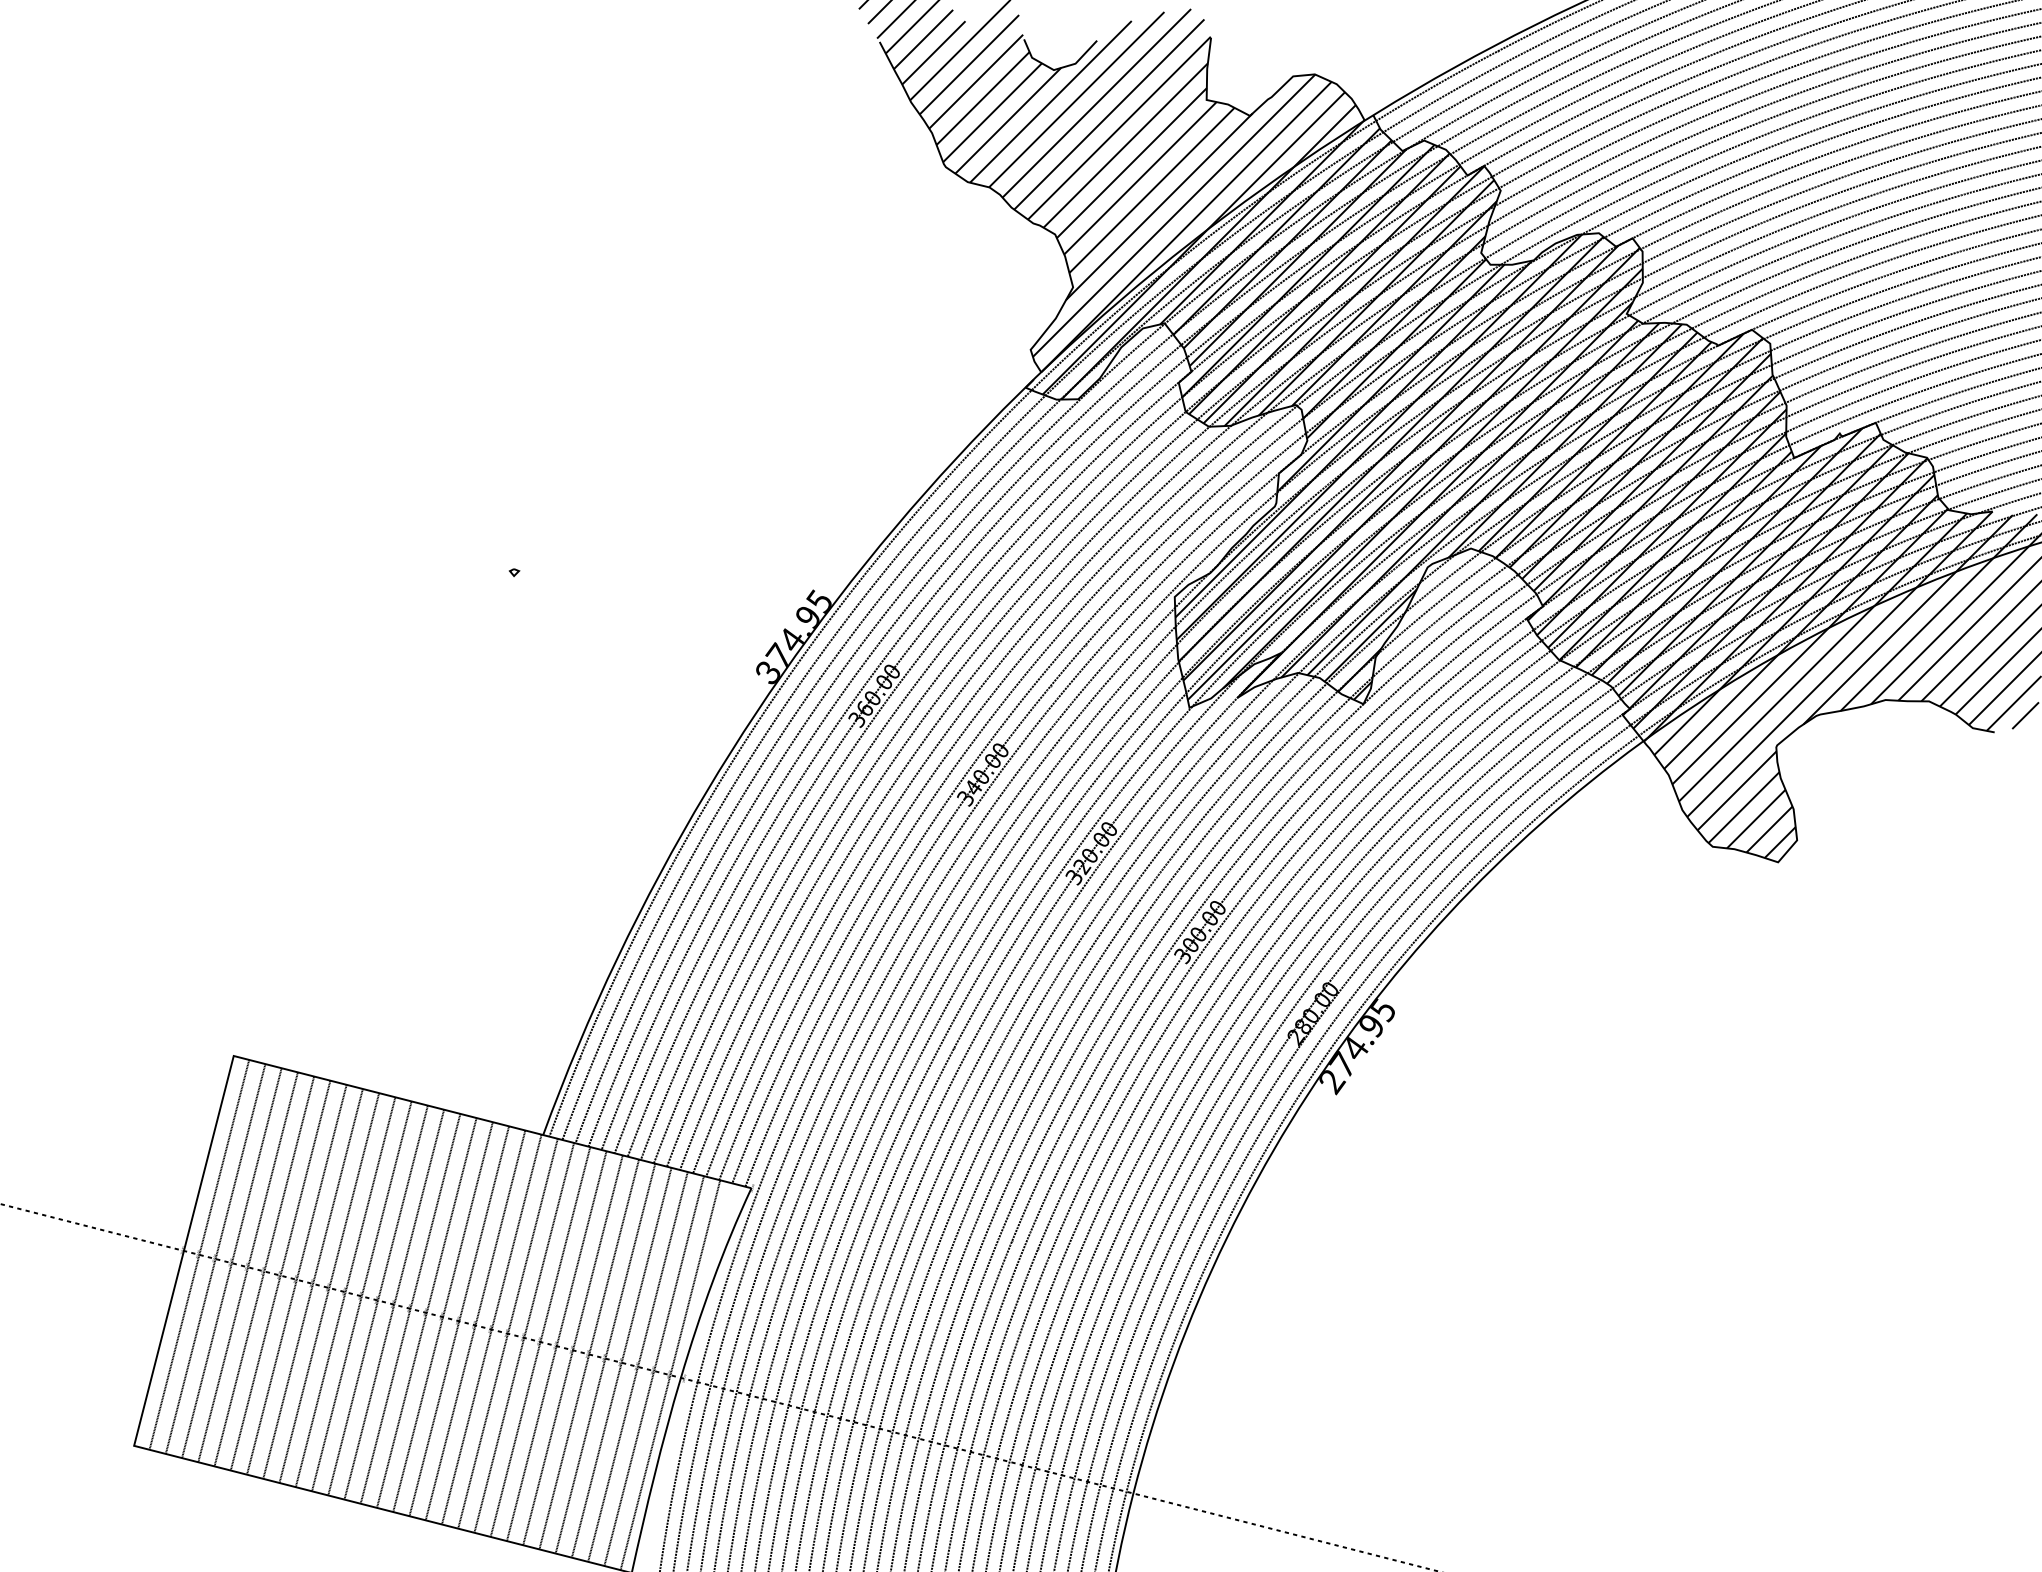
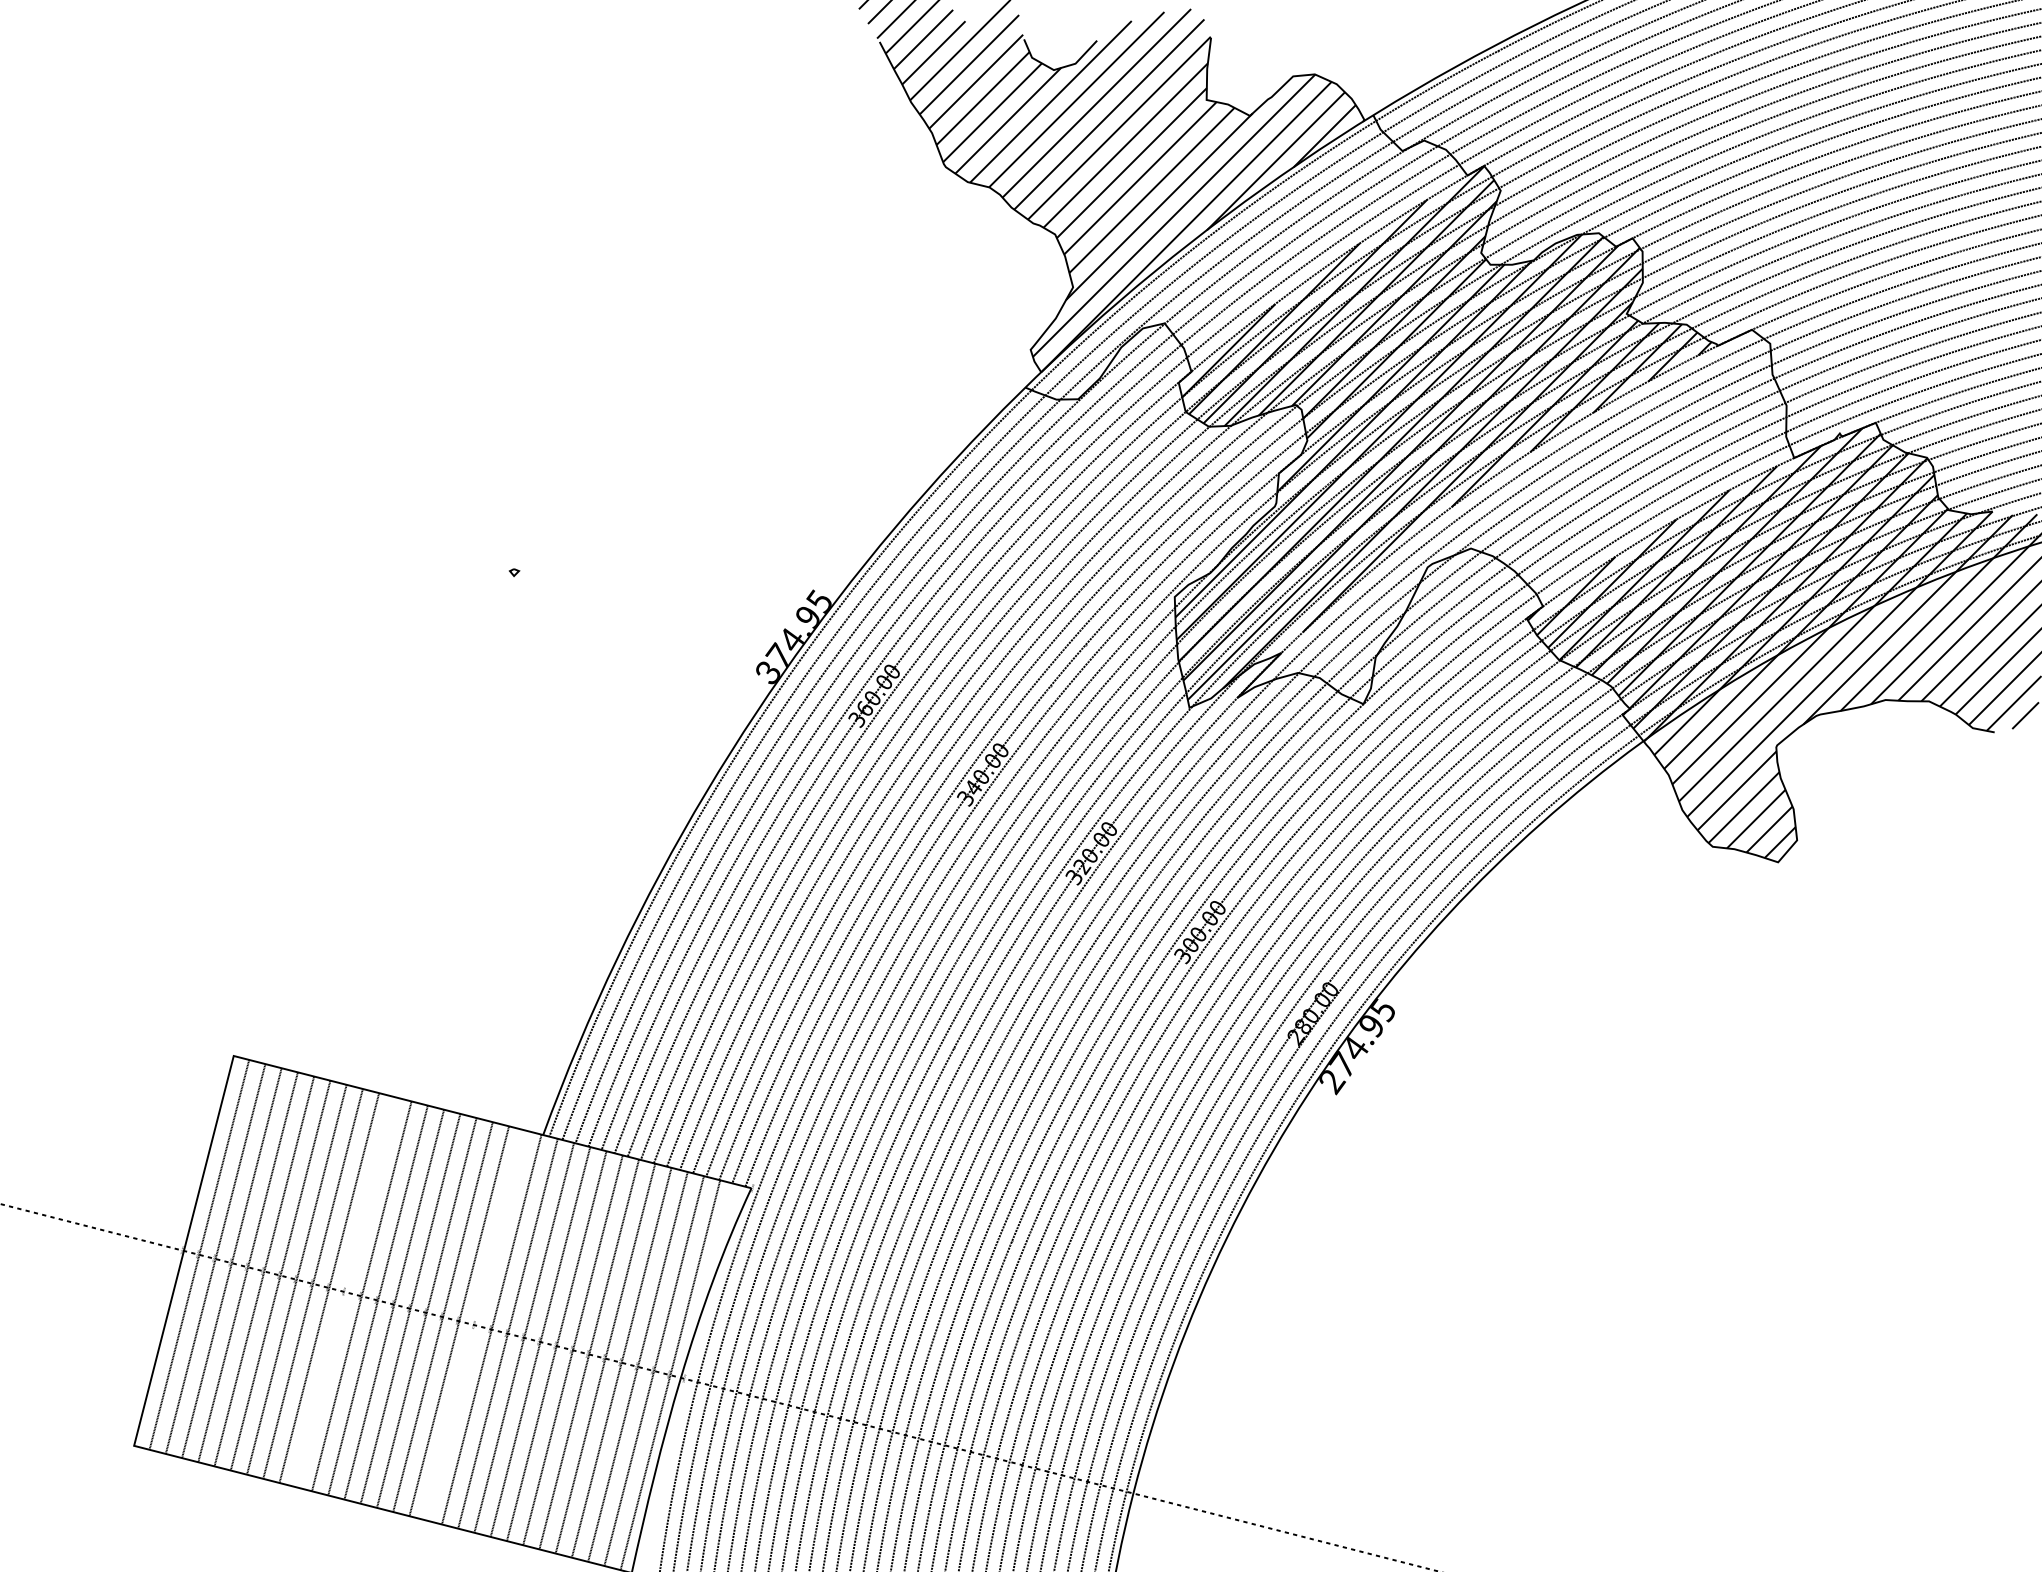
hatch: present -> none (1242, 260)
hatch: present -> none (1517, 516)
line: present -> none (345, 1292)
line: present -> none (475, 1325)
